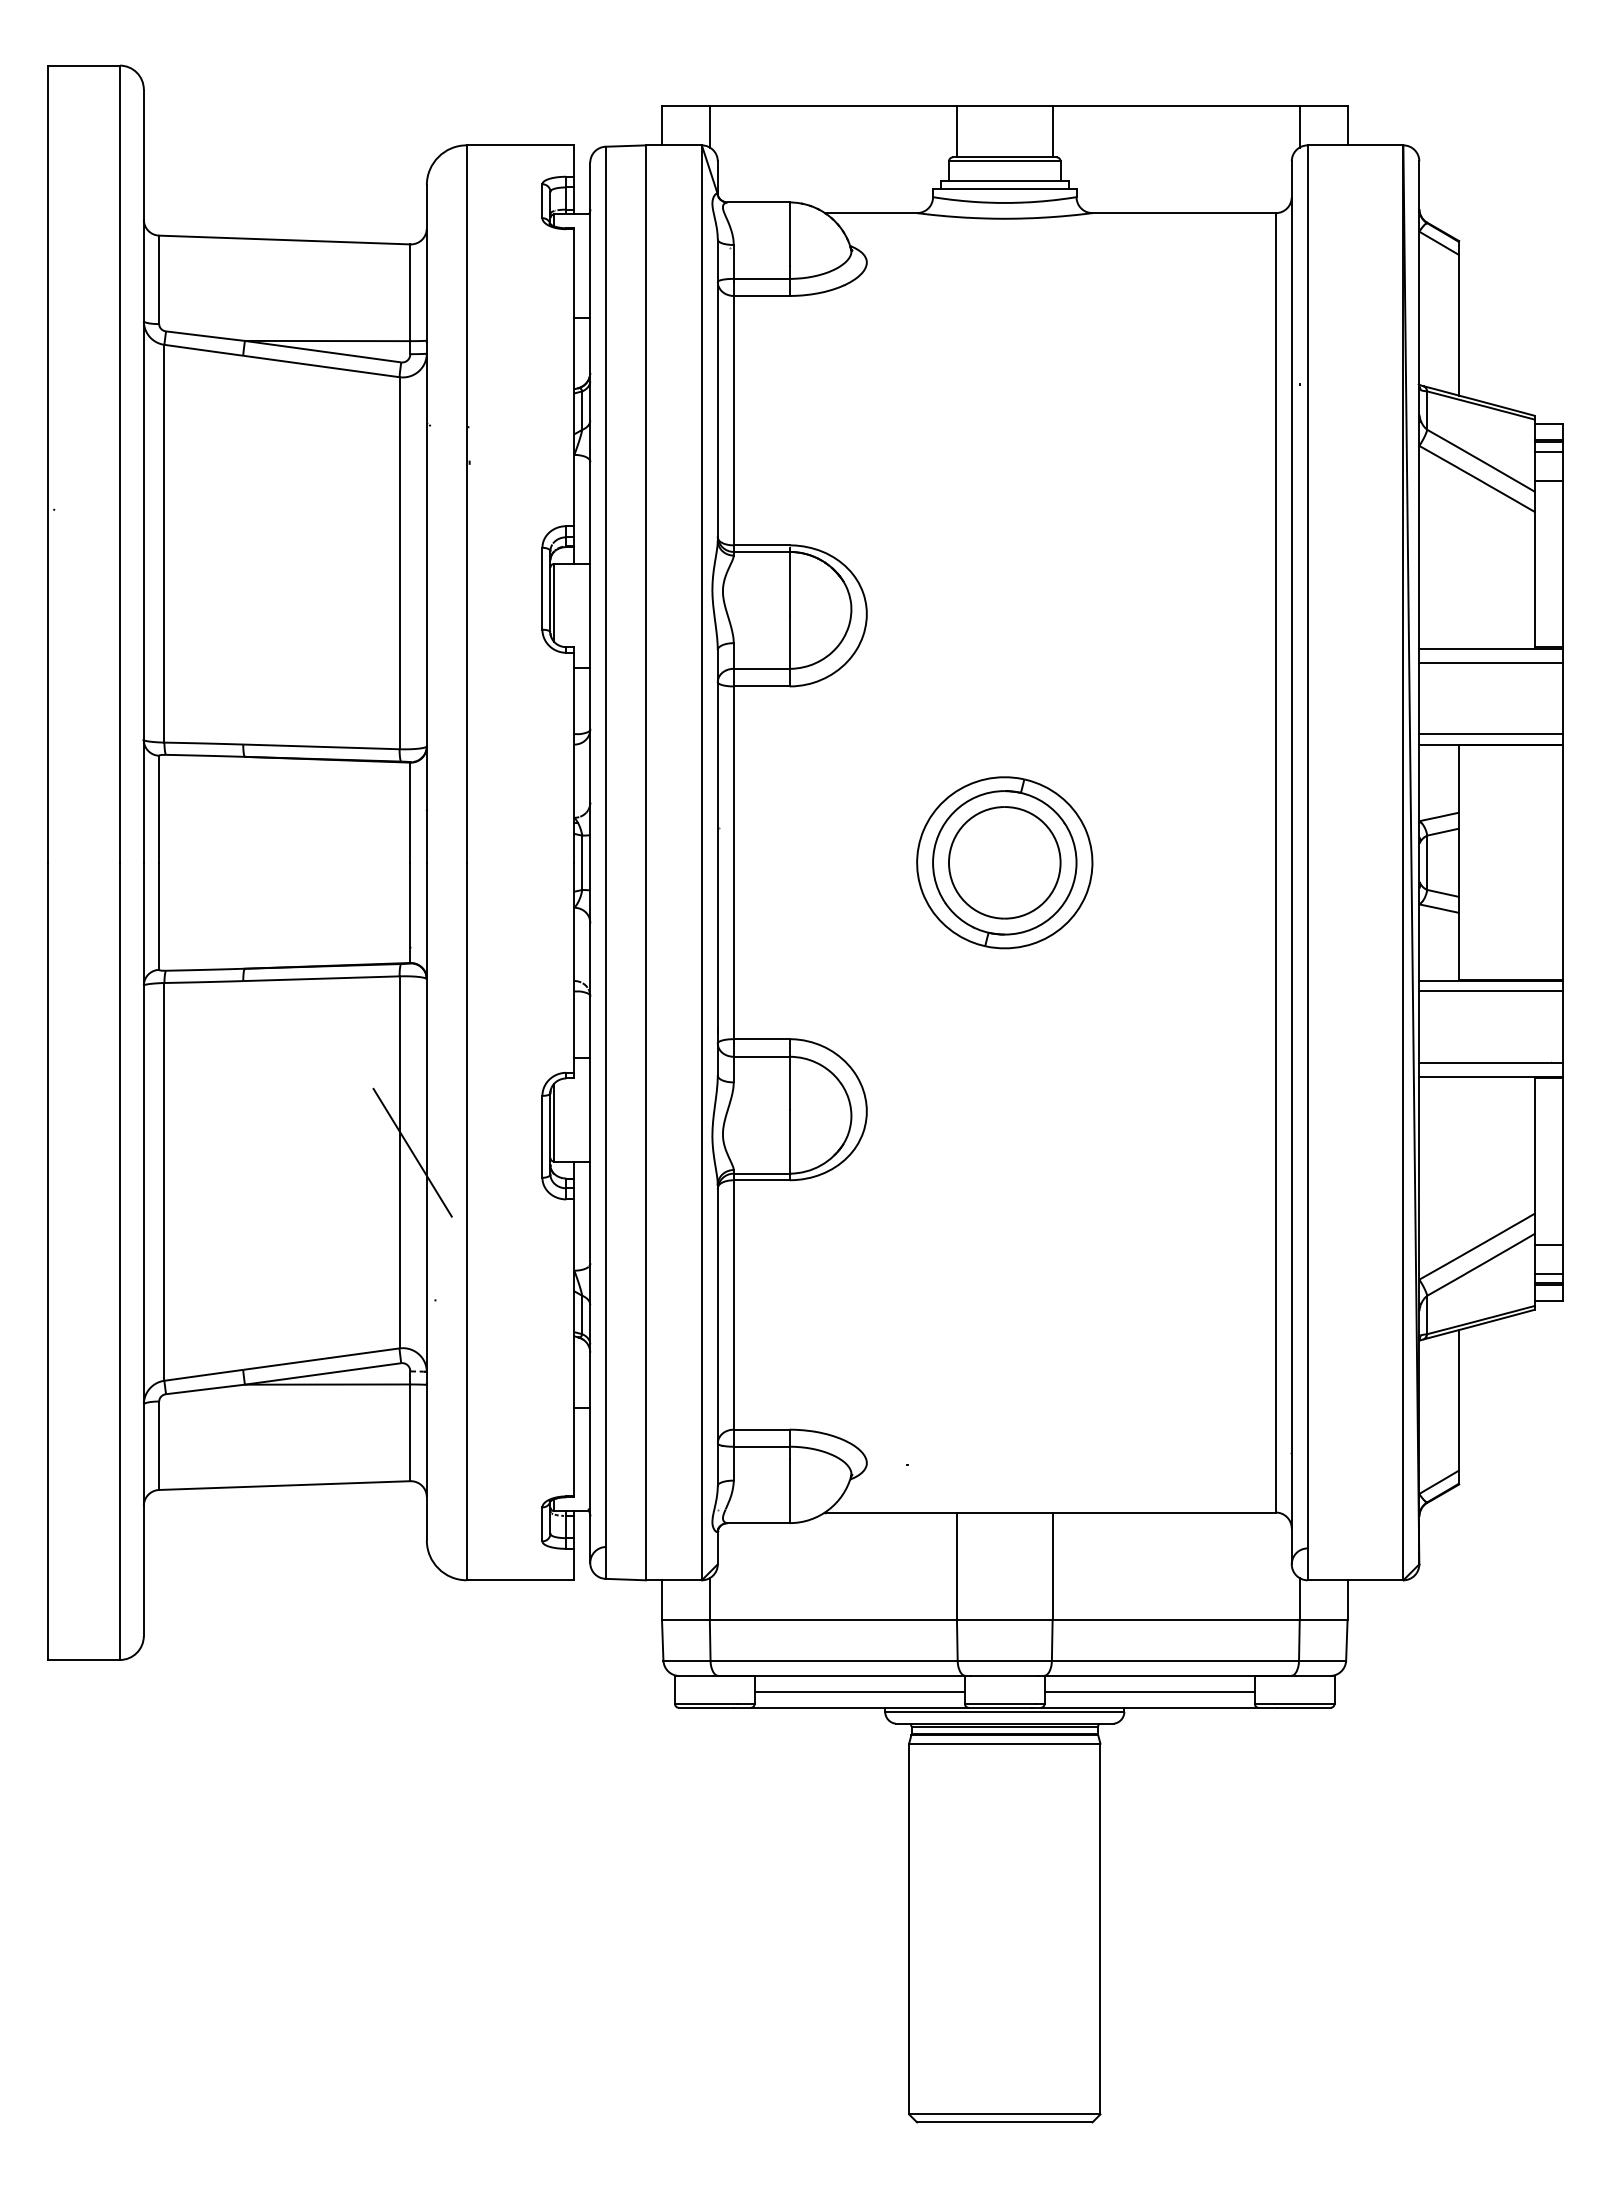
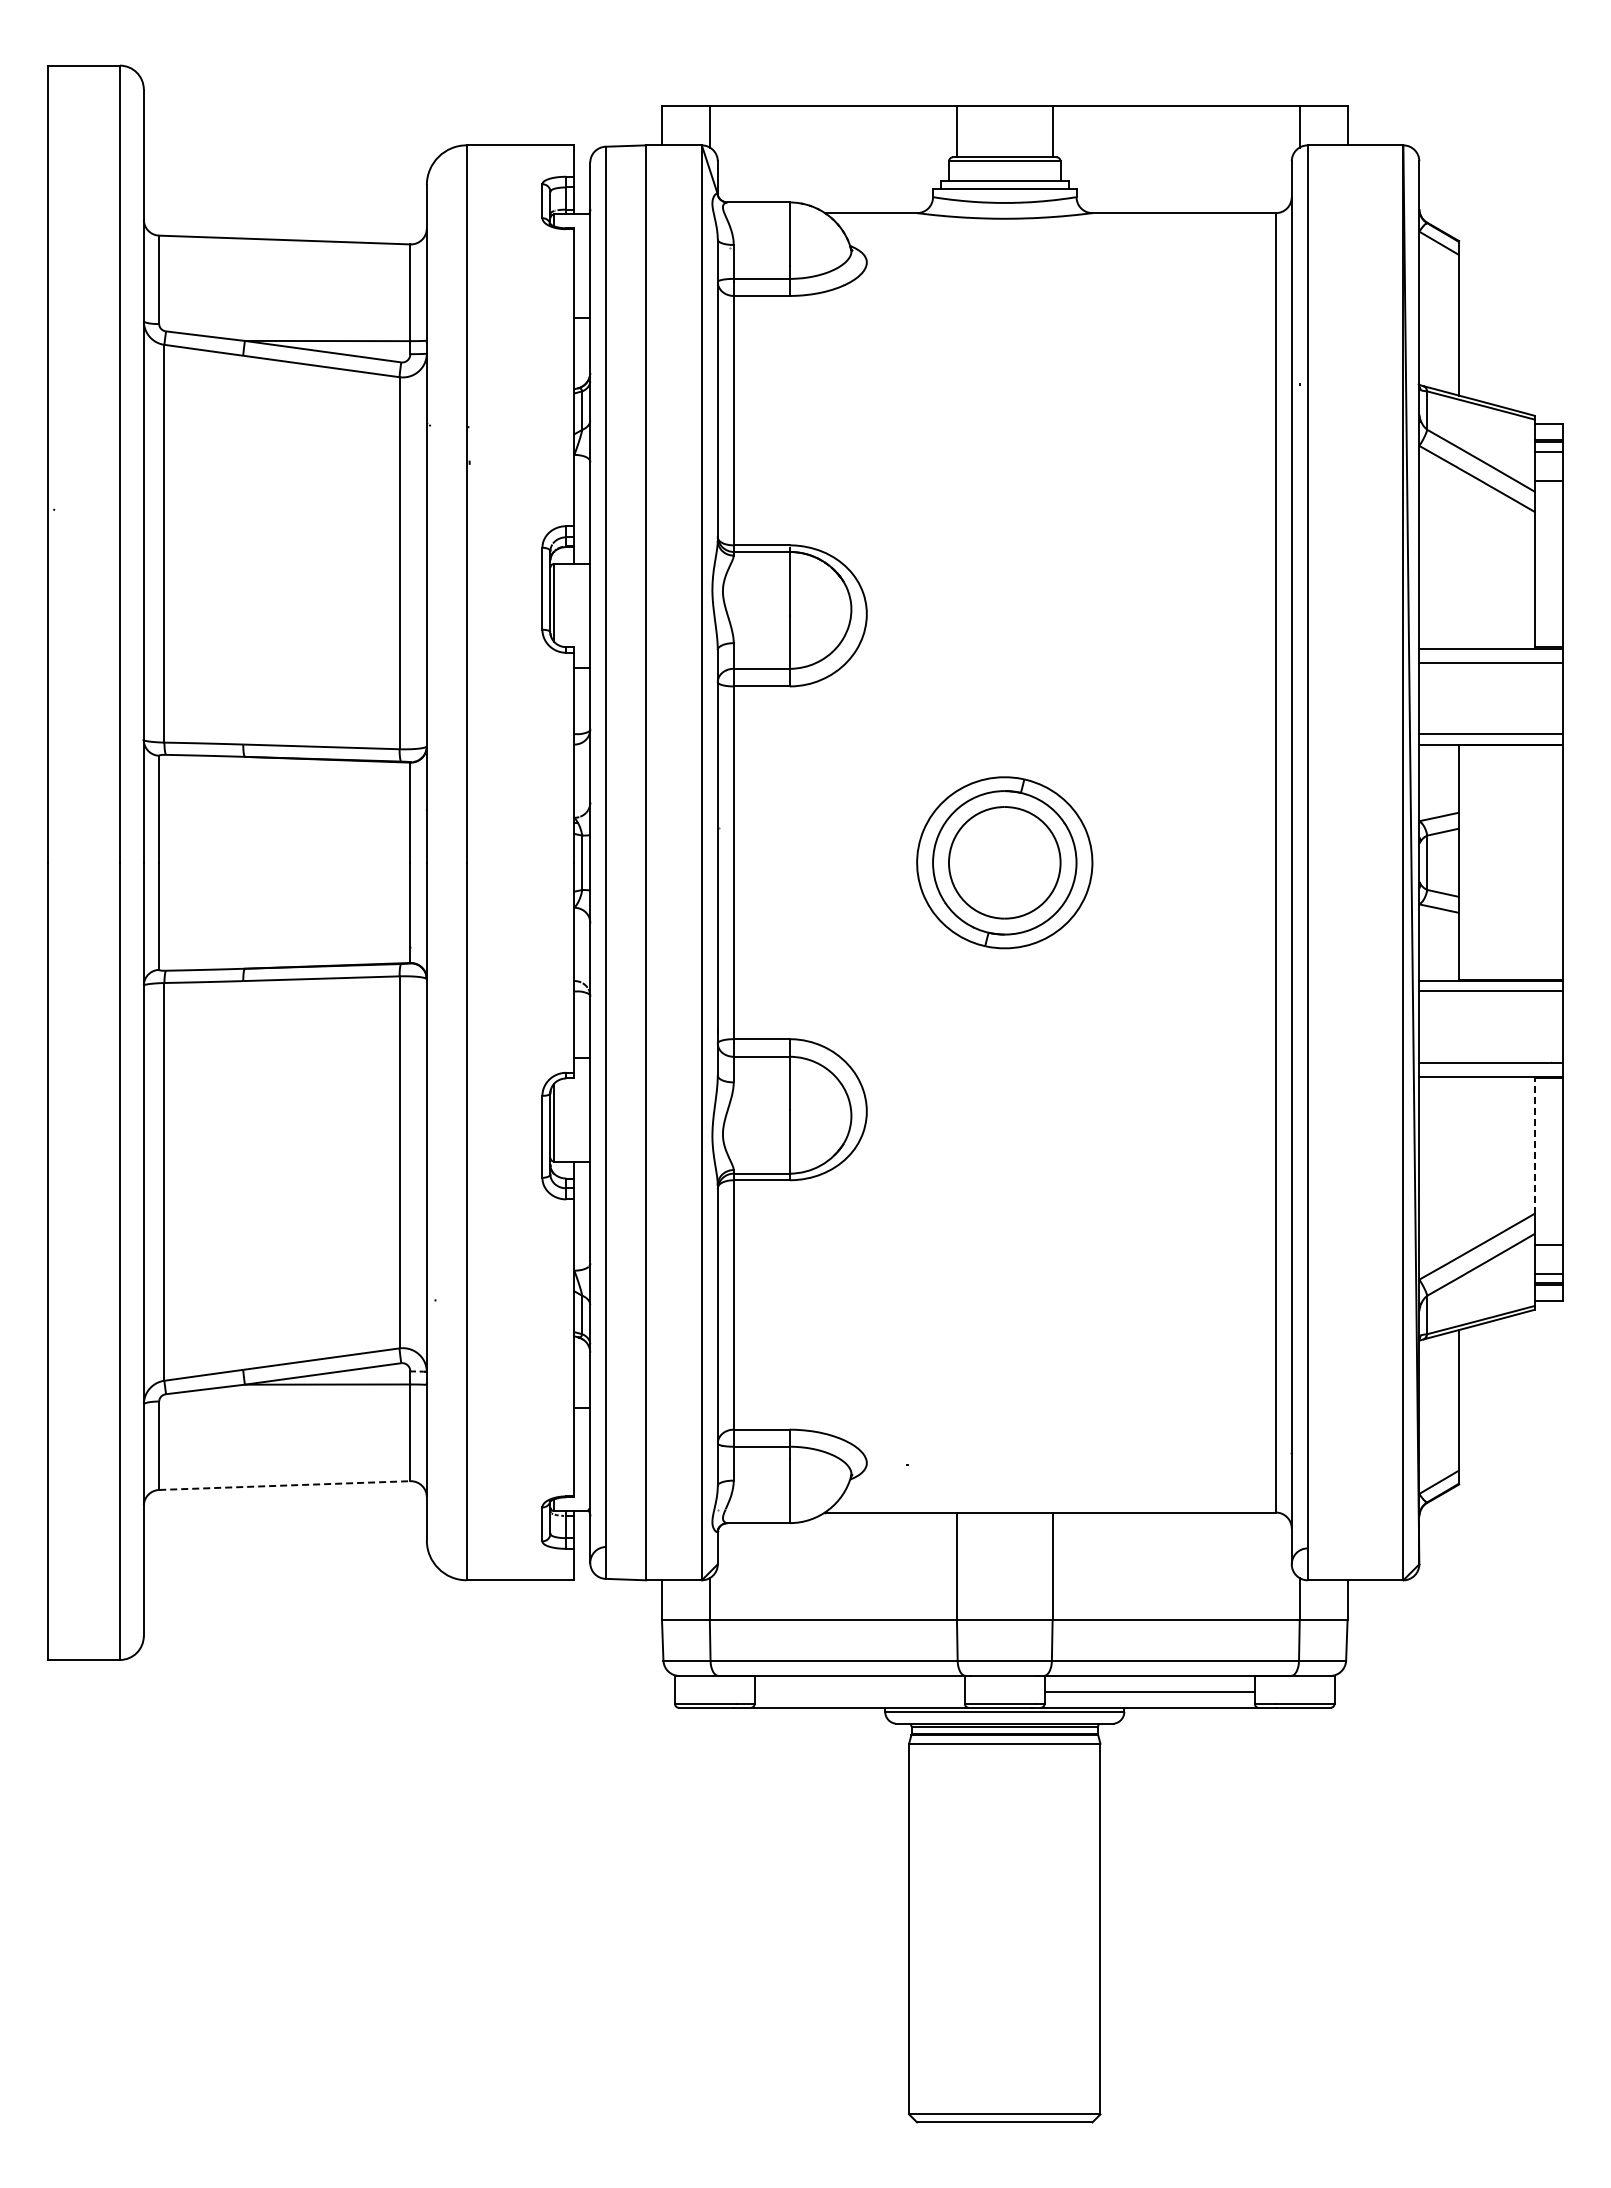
line: solid -> dashed (1534, 1146)
line: present -> none (412, 1152)
line: solid -> dashed (284, 1485)
line: present -> none (859, 1691)
